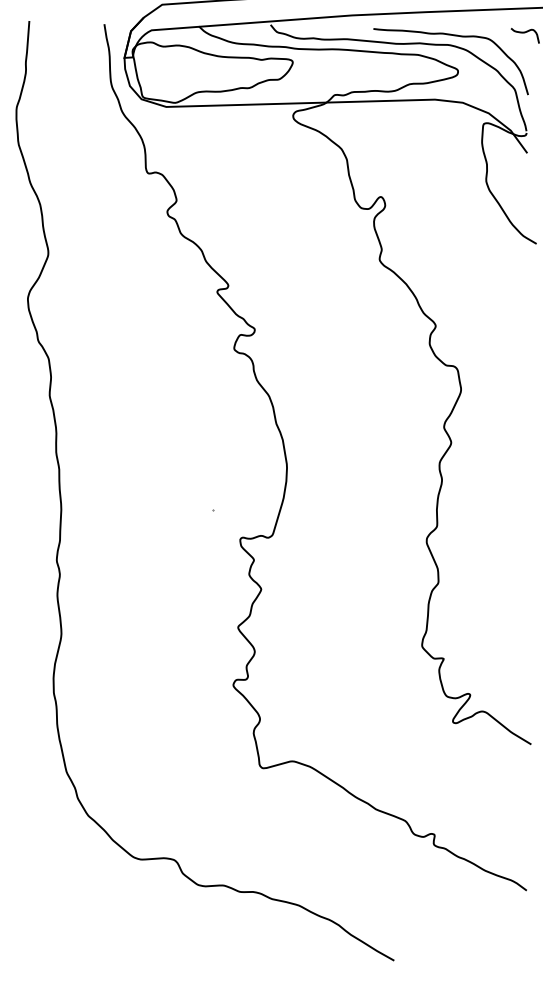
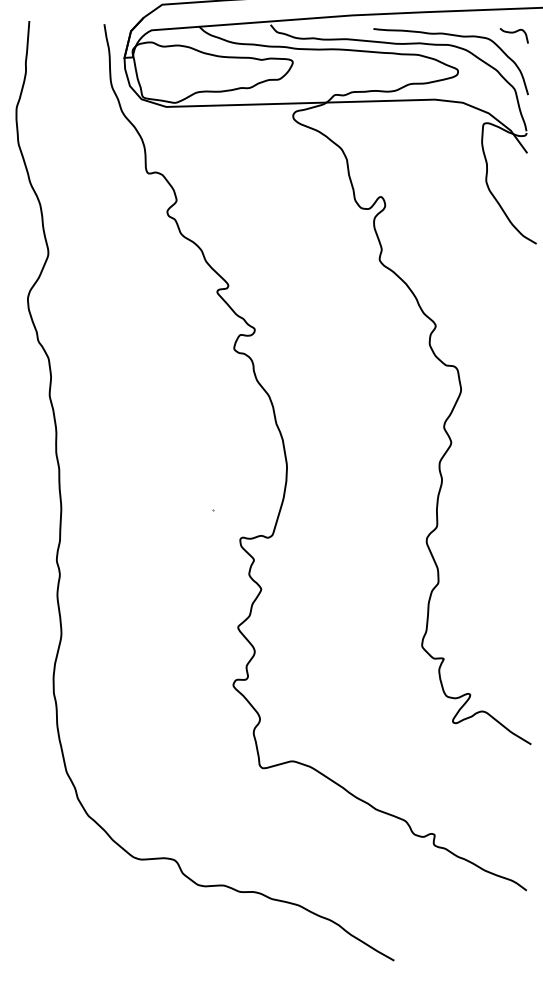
curve position: (524, 33) -> (513, 33) (513, 33)
